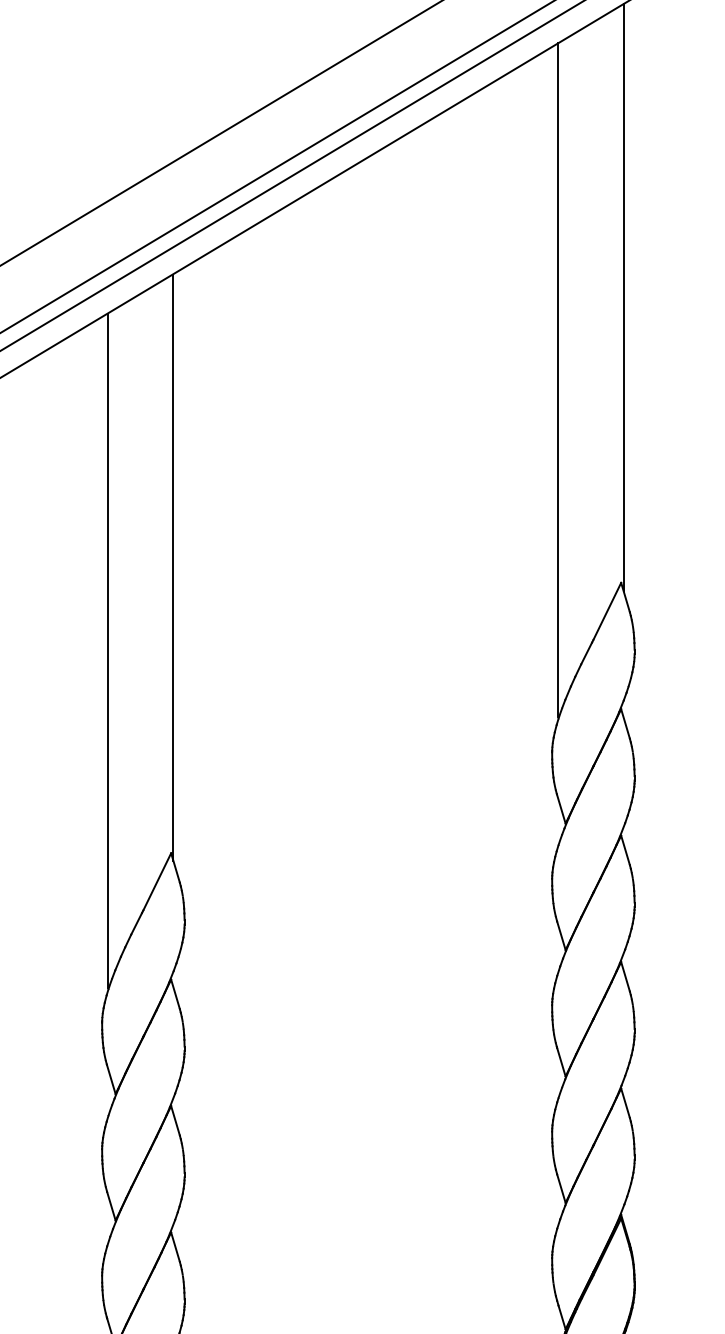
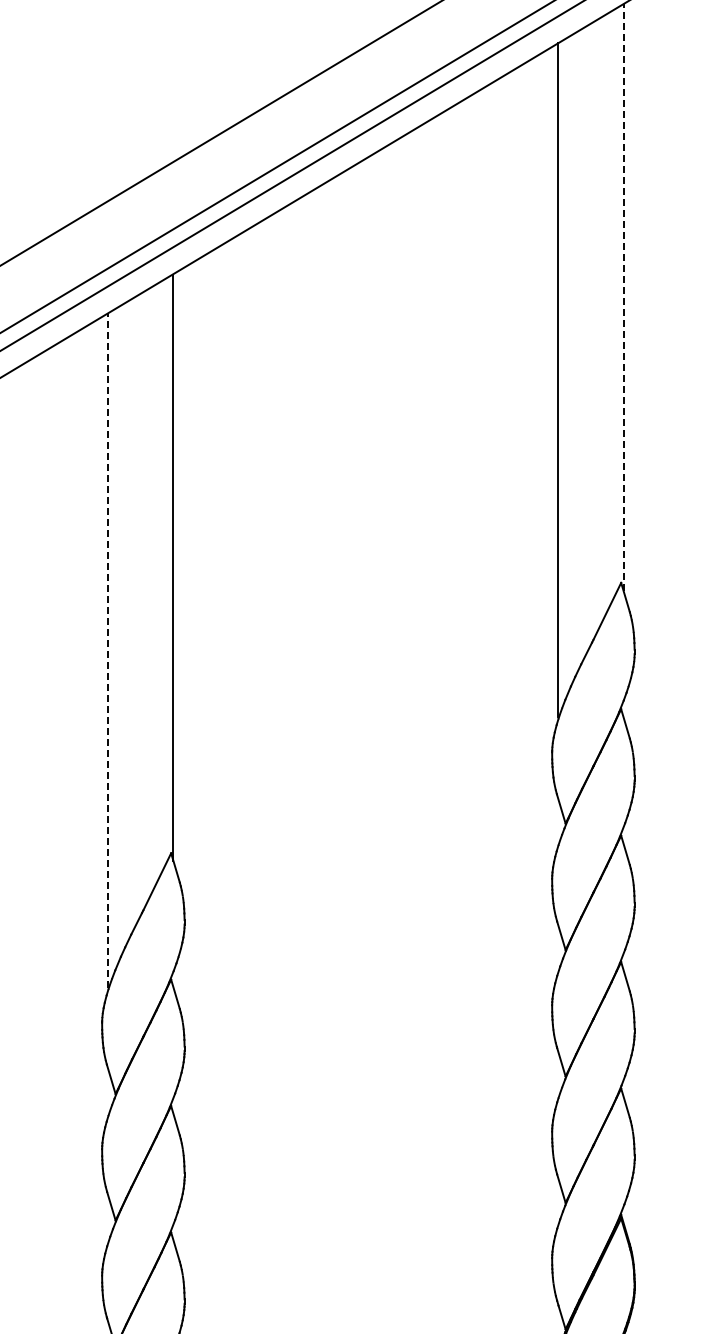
line: solid -> dashed (623, 296)
line: solid -> dashed (108, 650)
